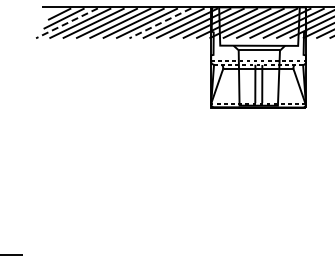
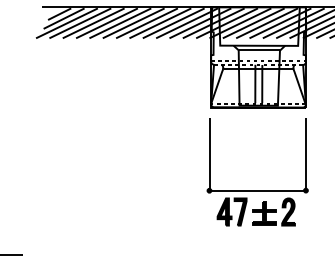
line: dashed -> solid (66, 23)
line: dashed -> solid (159, 23)
part: none -> present (257, 190)
